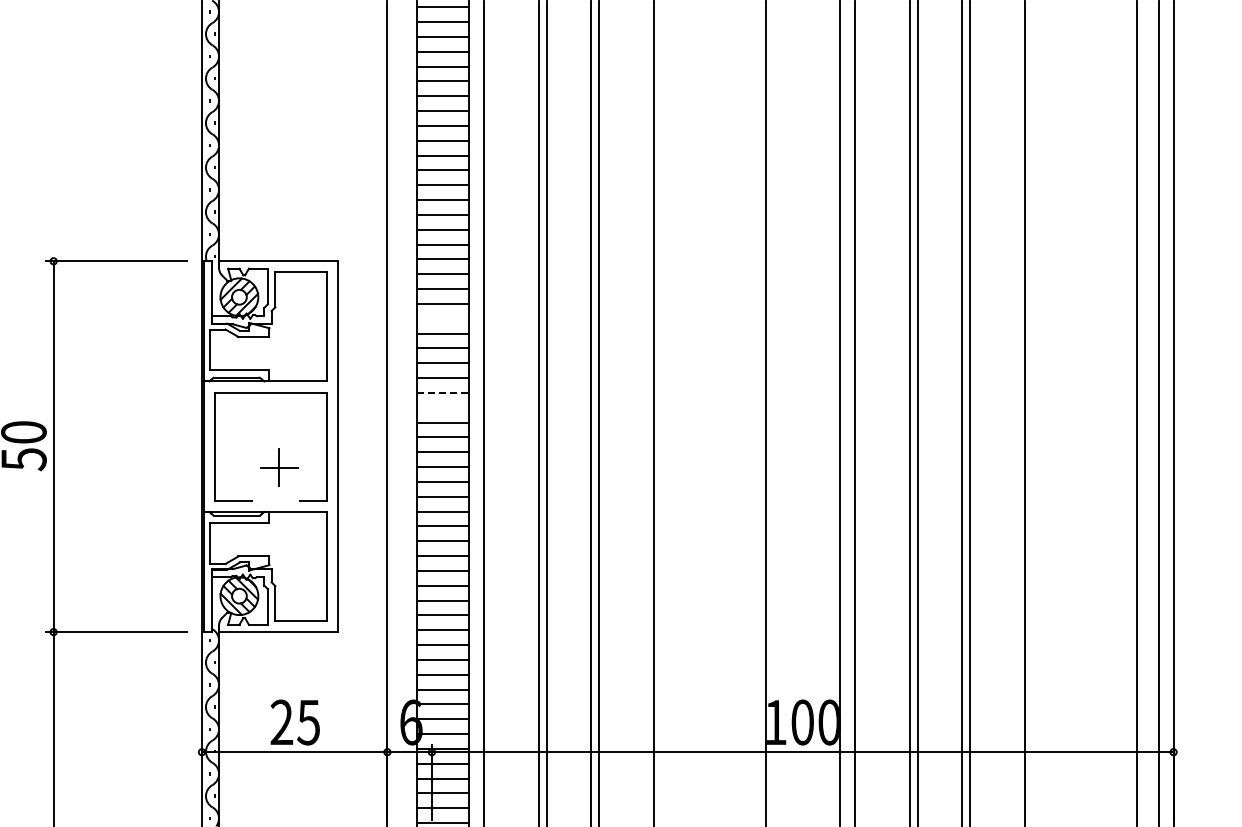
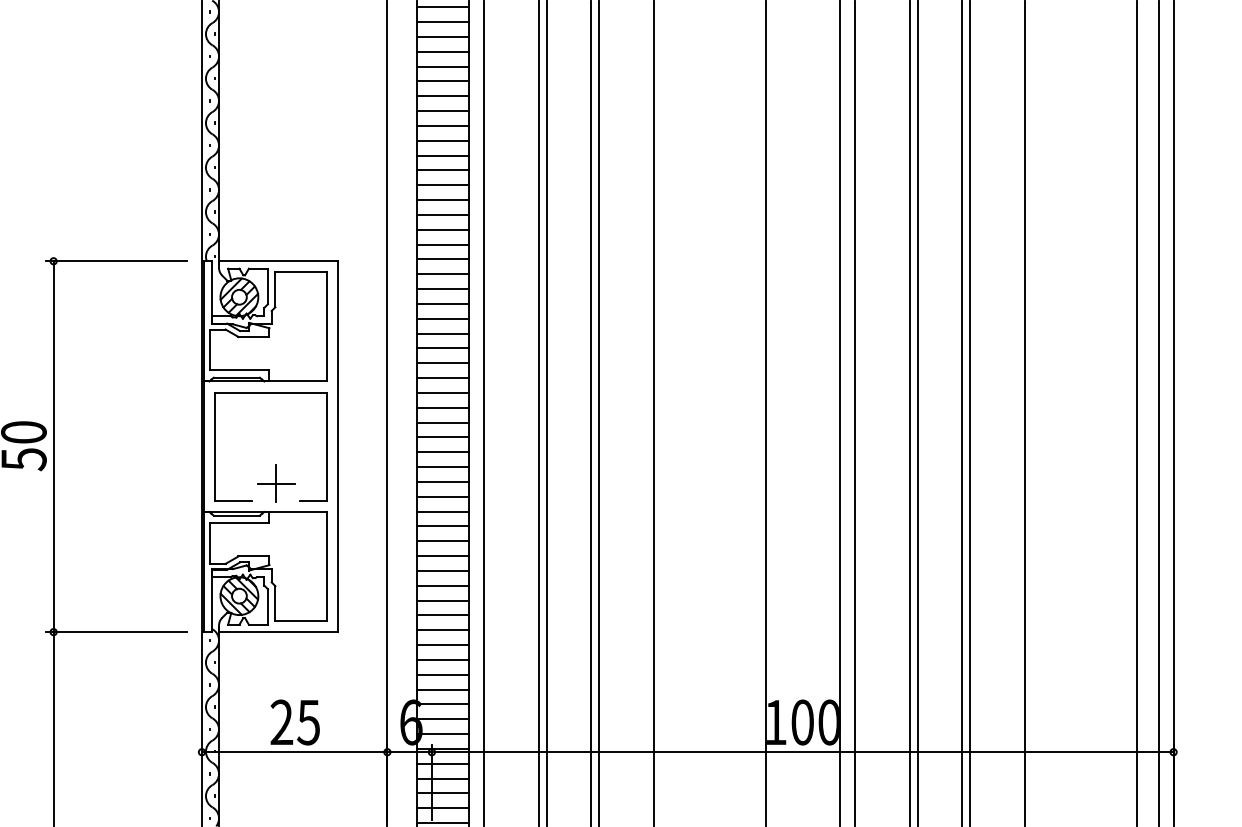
line: none -> present (442, 318)
line: dashed -> solid (443, 392)
line: none -> present (442, 407)
part position: (279, 467) -> (276, 483) (276, 483)
